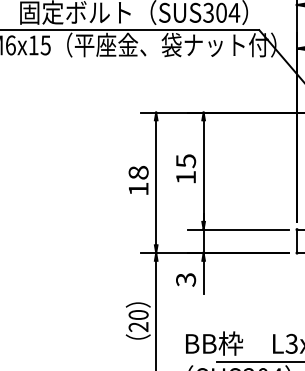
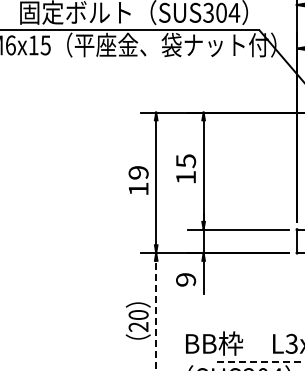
text: 18 -> 19 (138, 172)
text: 3 -> 9 (185, 279)
line: solid -> dashed (156, 315)
line: solid -> dashed (260, 361)
